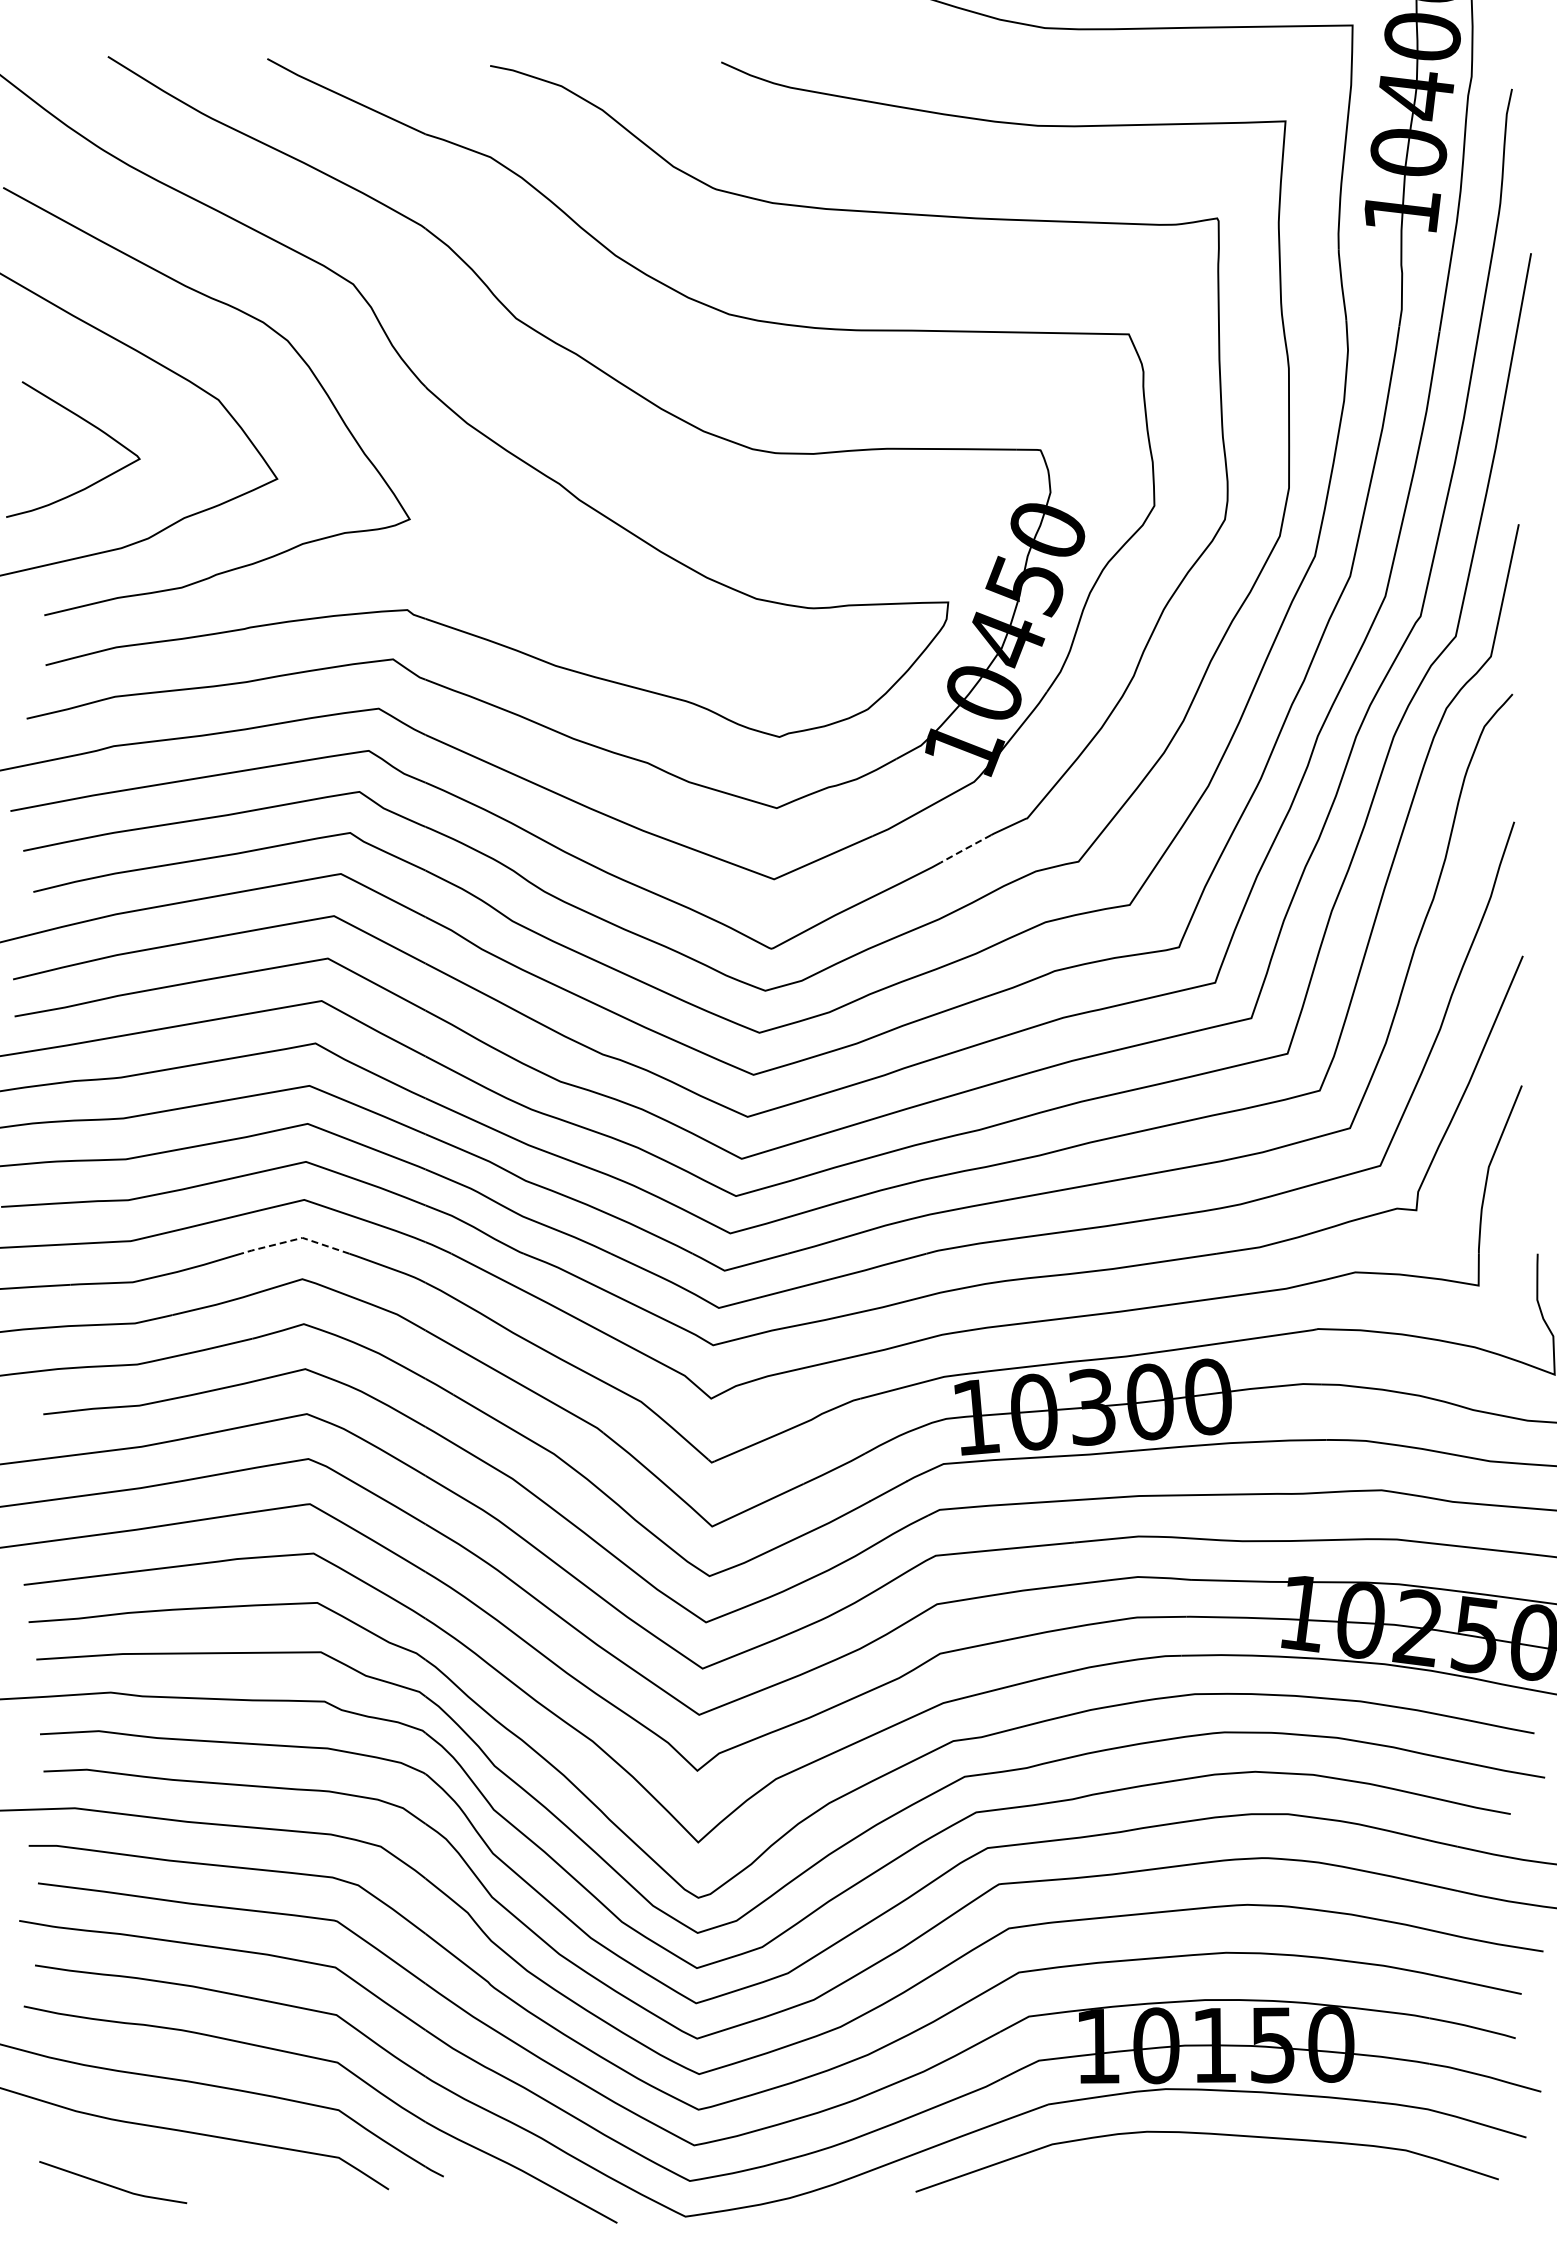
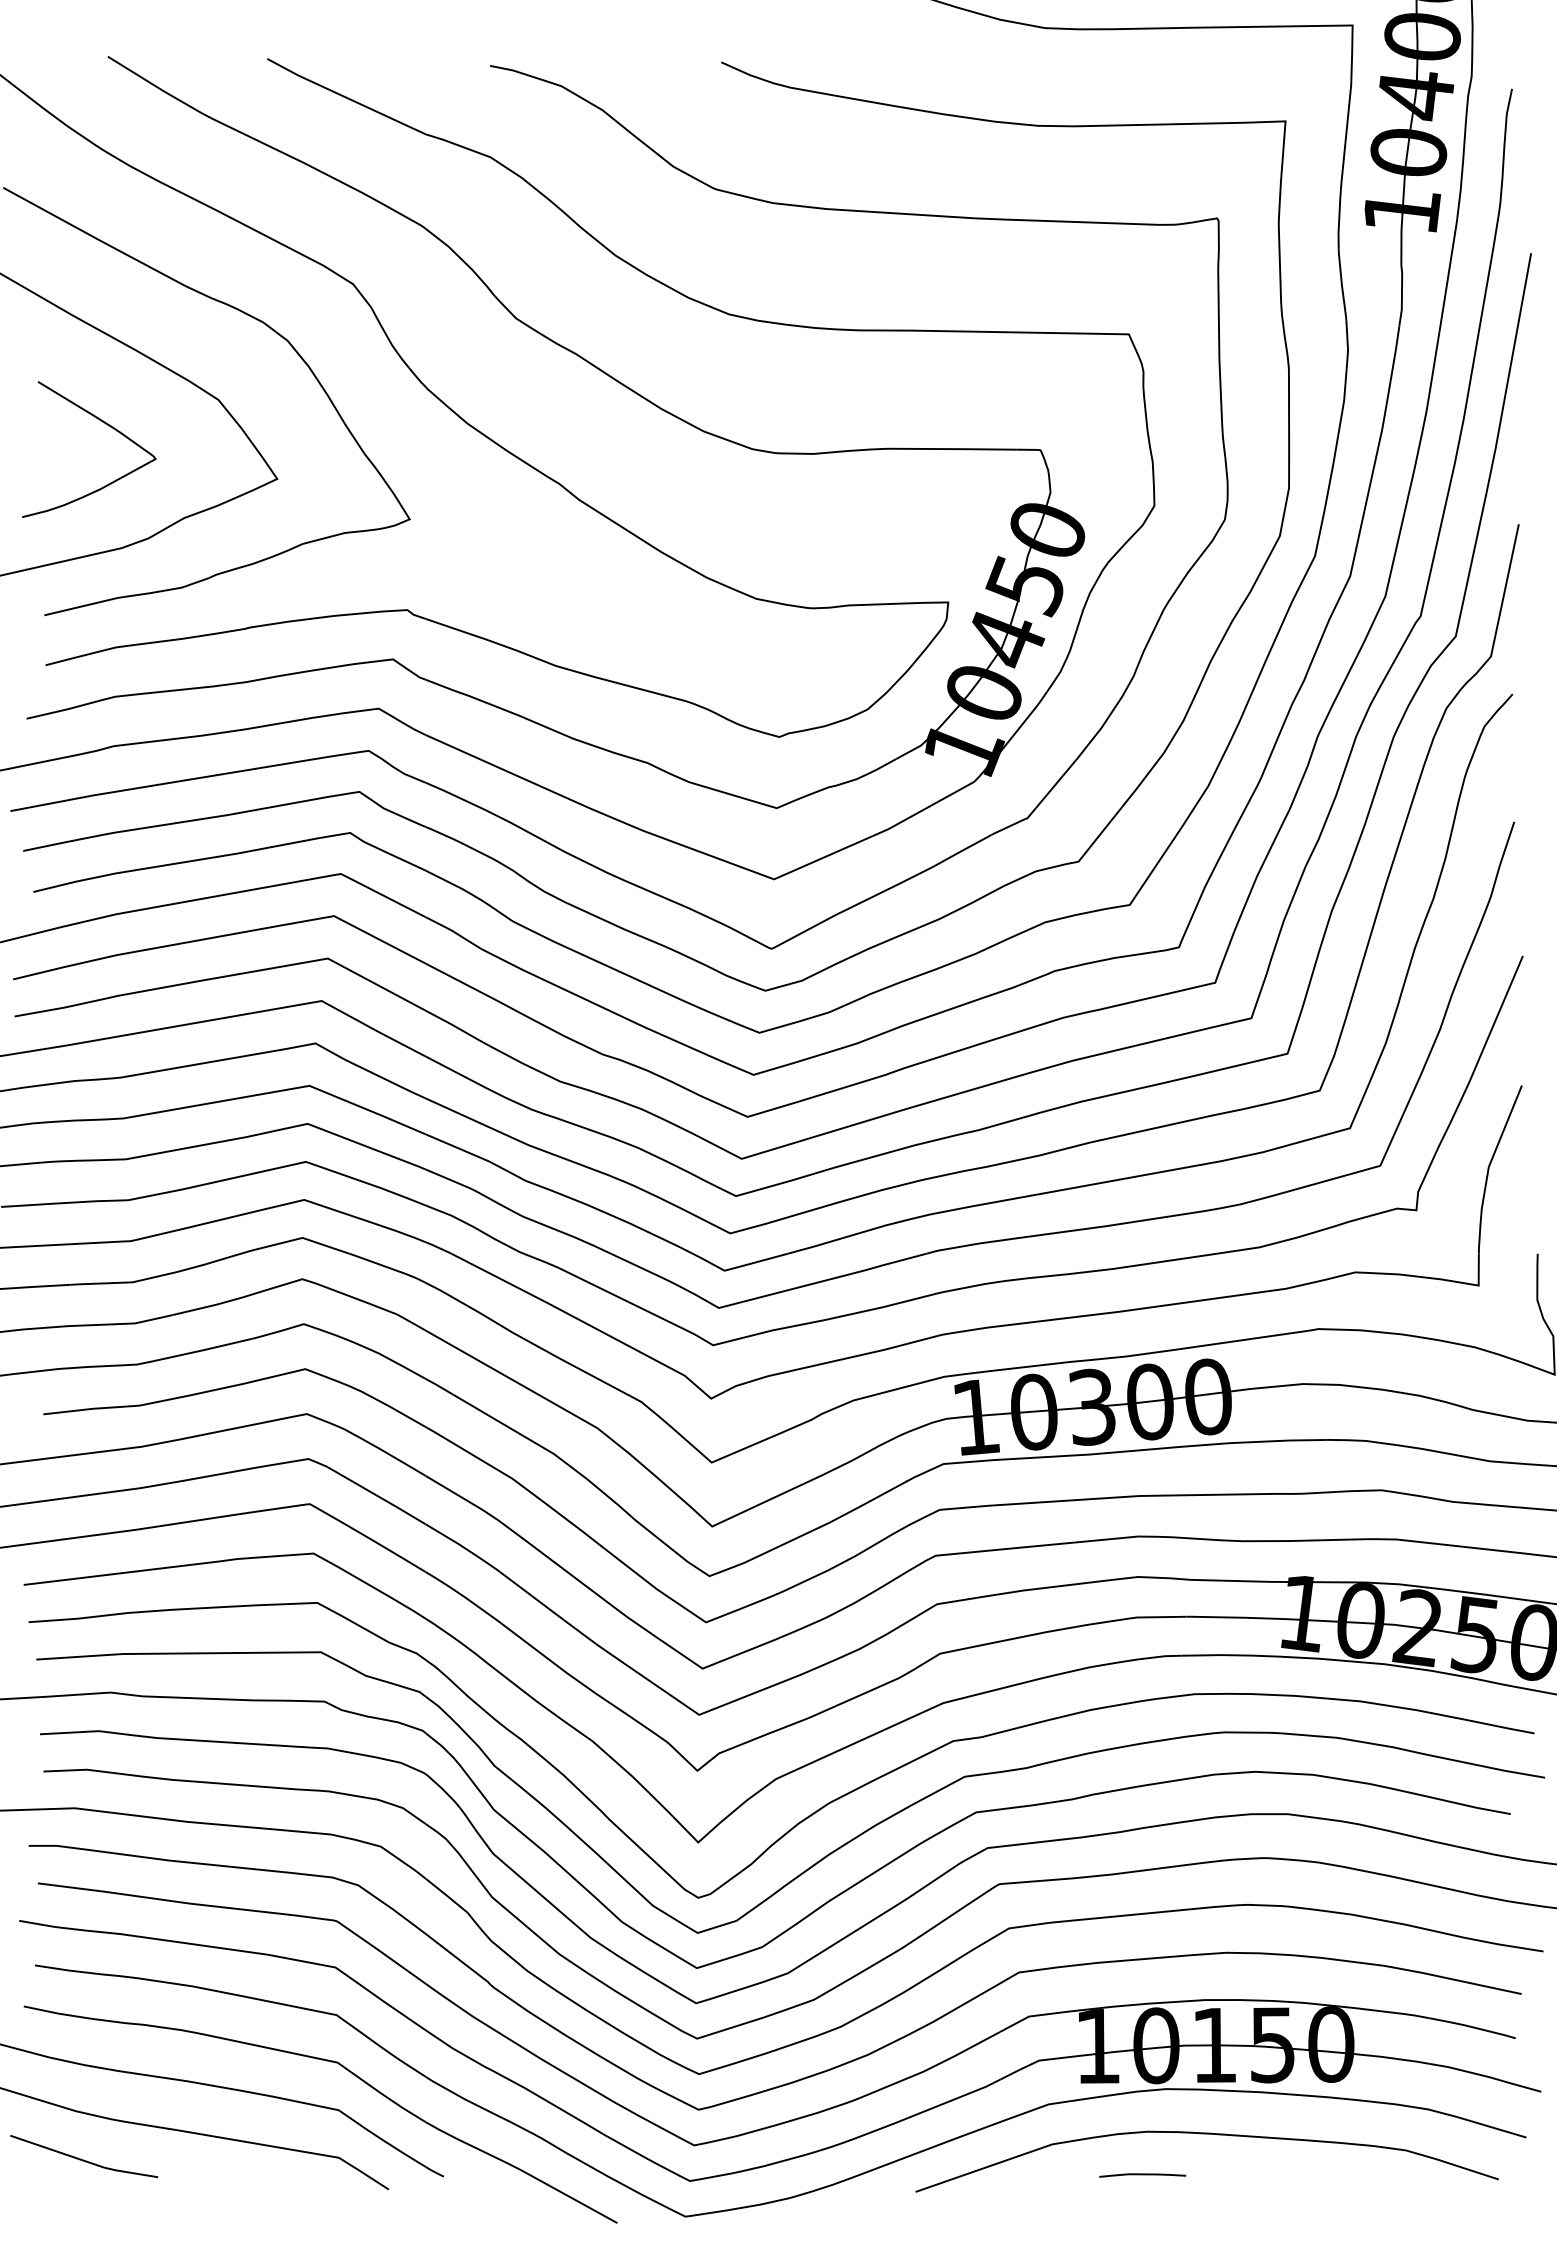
curve position: (89, 424) -> (105, 424) (105, 424)
line: dashed -> solid (964, 849)
line: dashed -> solid (294, 1239)
curve: none -> present (1142, 2175)
line position: (112, 2185) -> (83, 2159) (83, 2159)
